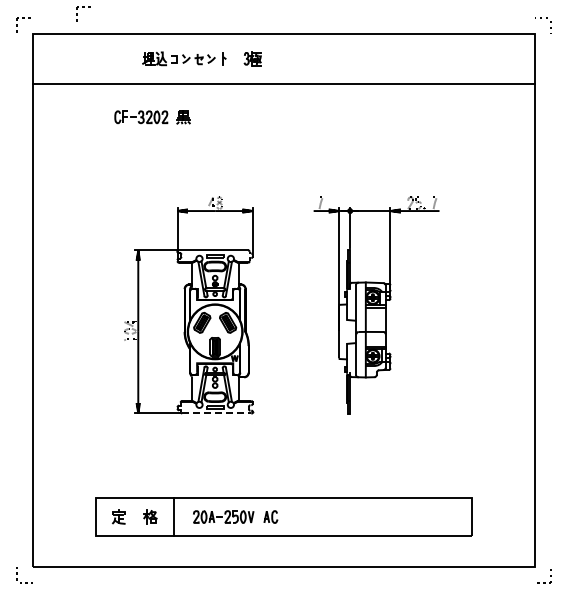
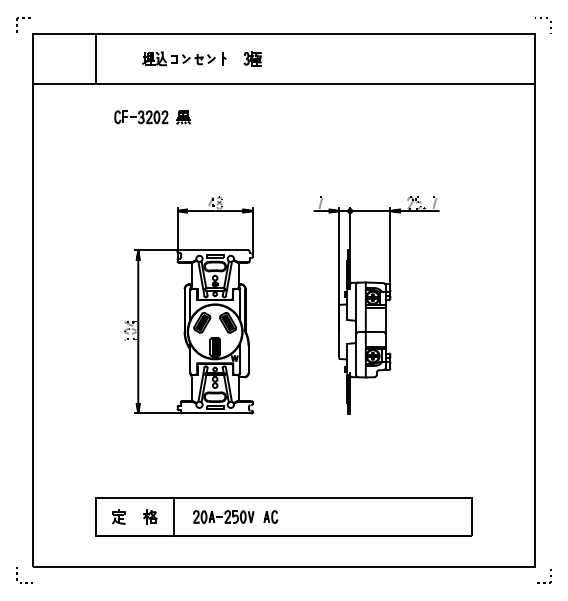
line: present -> none (83, 7)
line: none -> present (95, 58)
line: dashed -> solid (216, 413)
